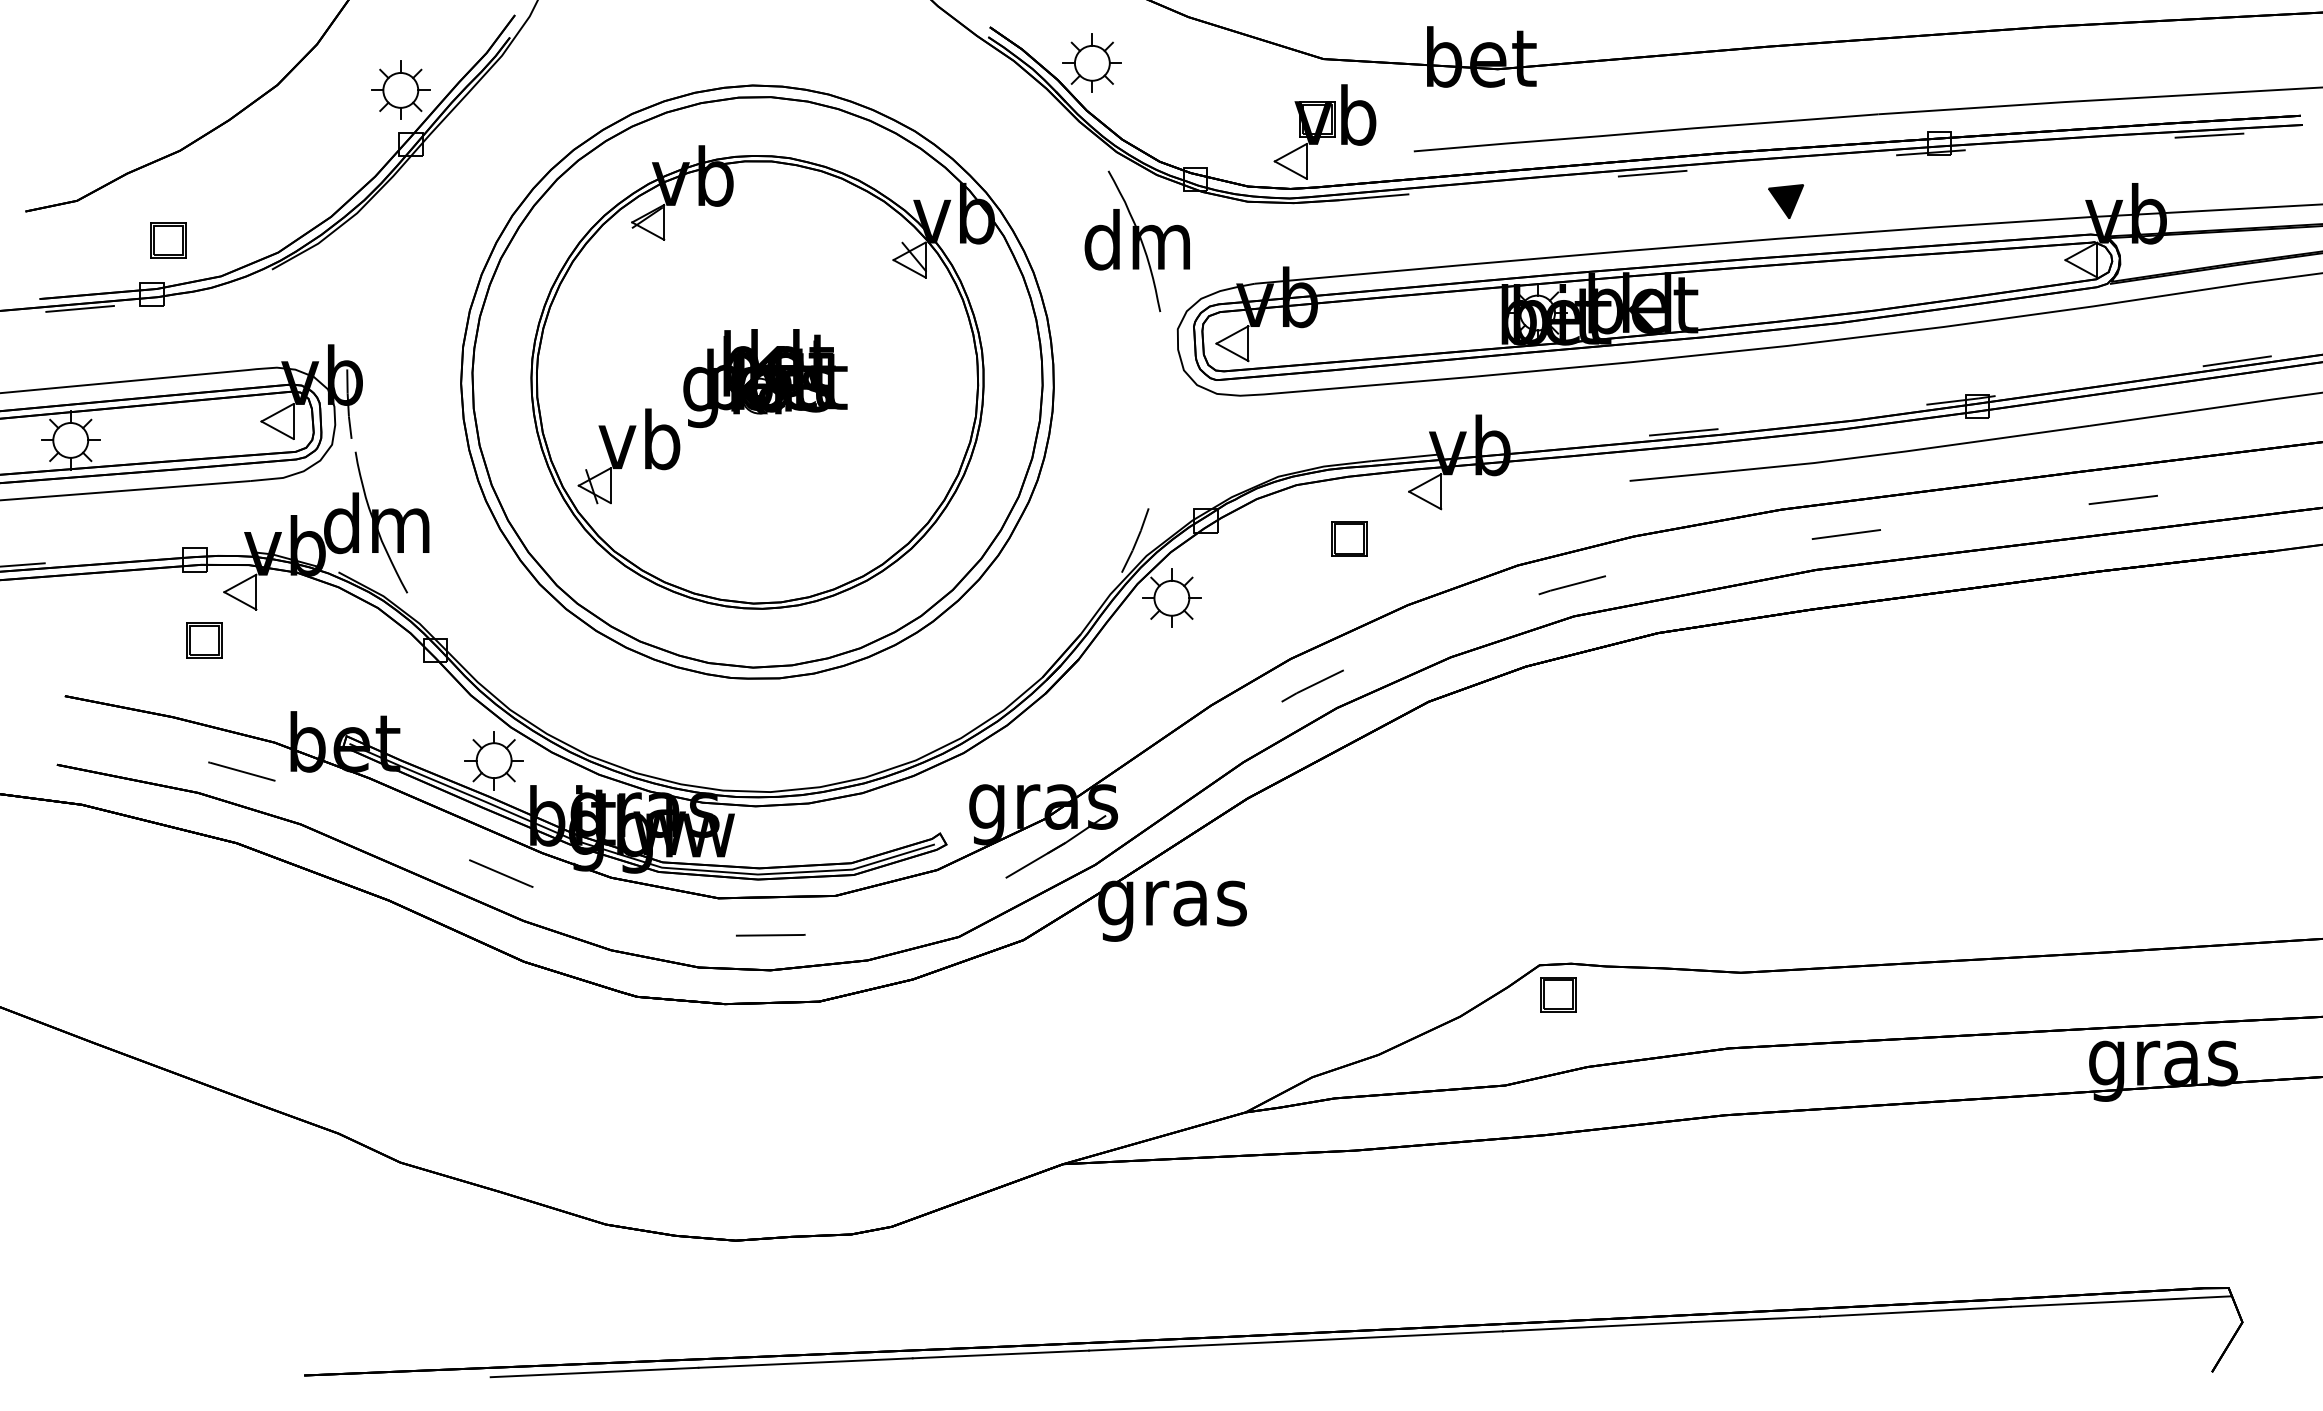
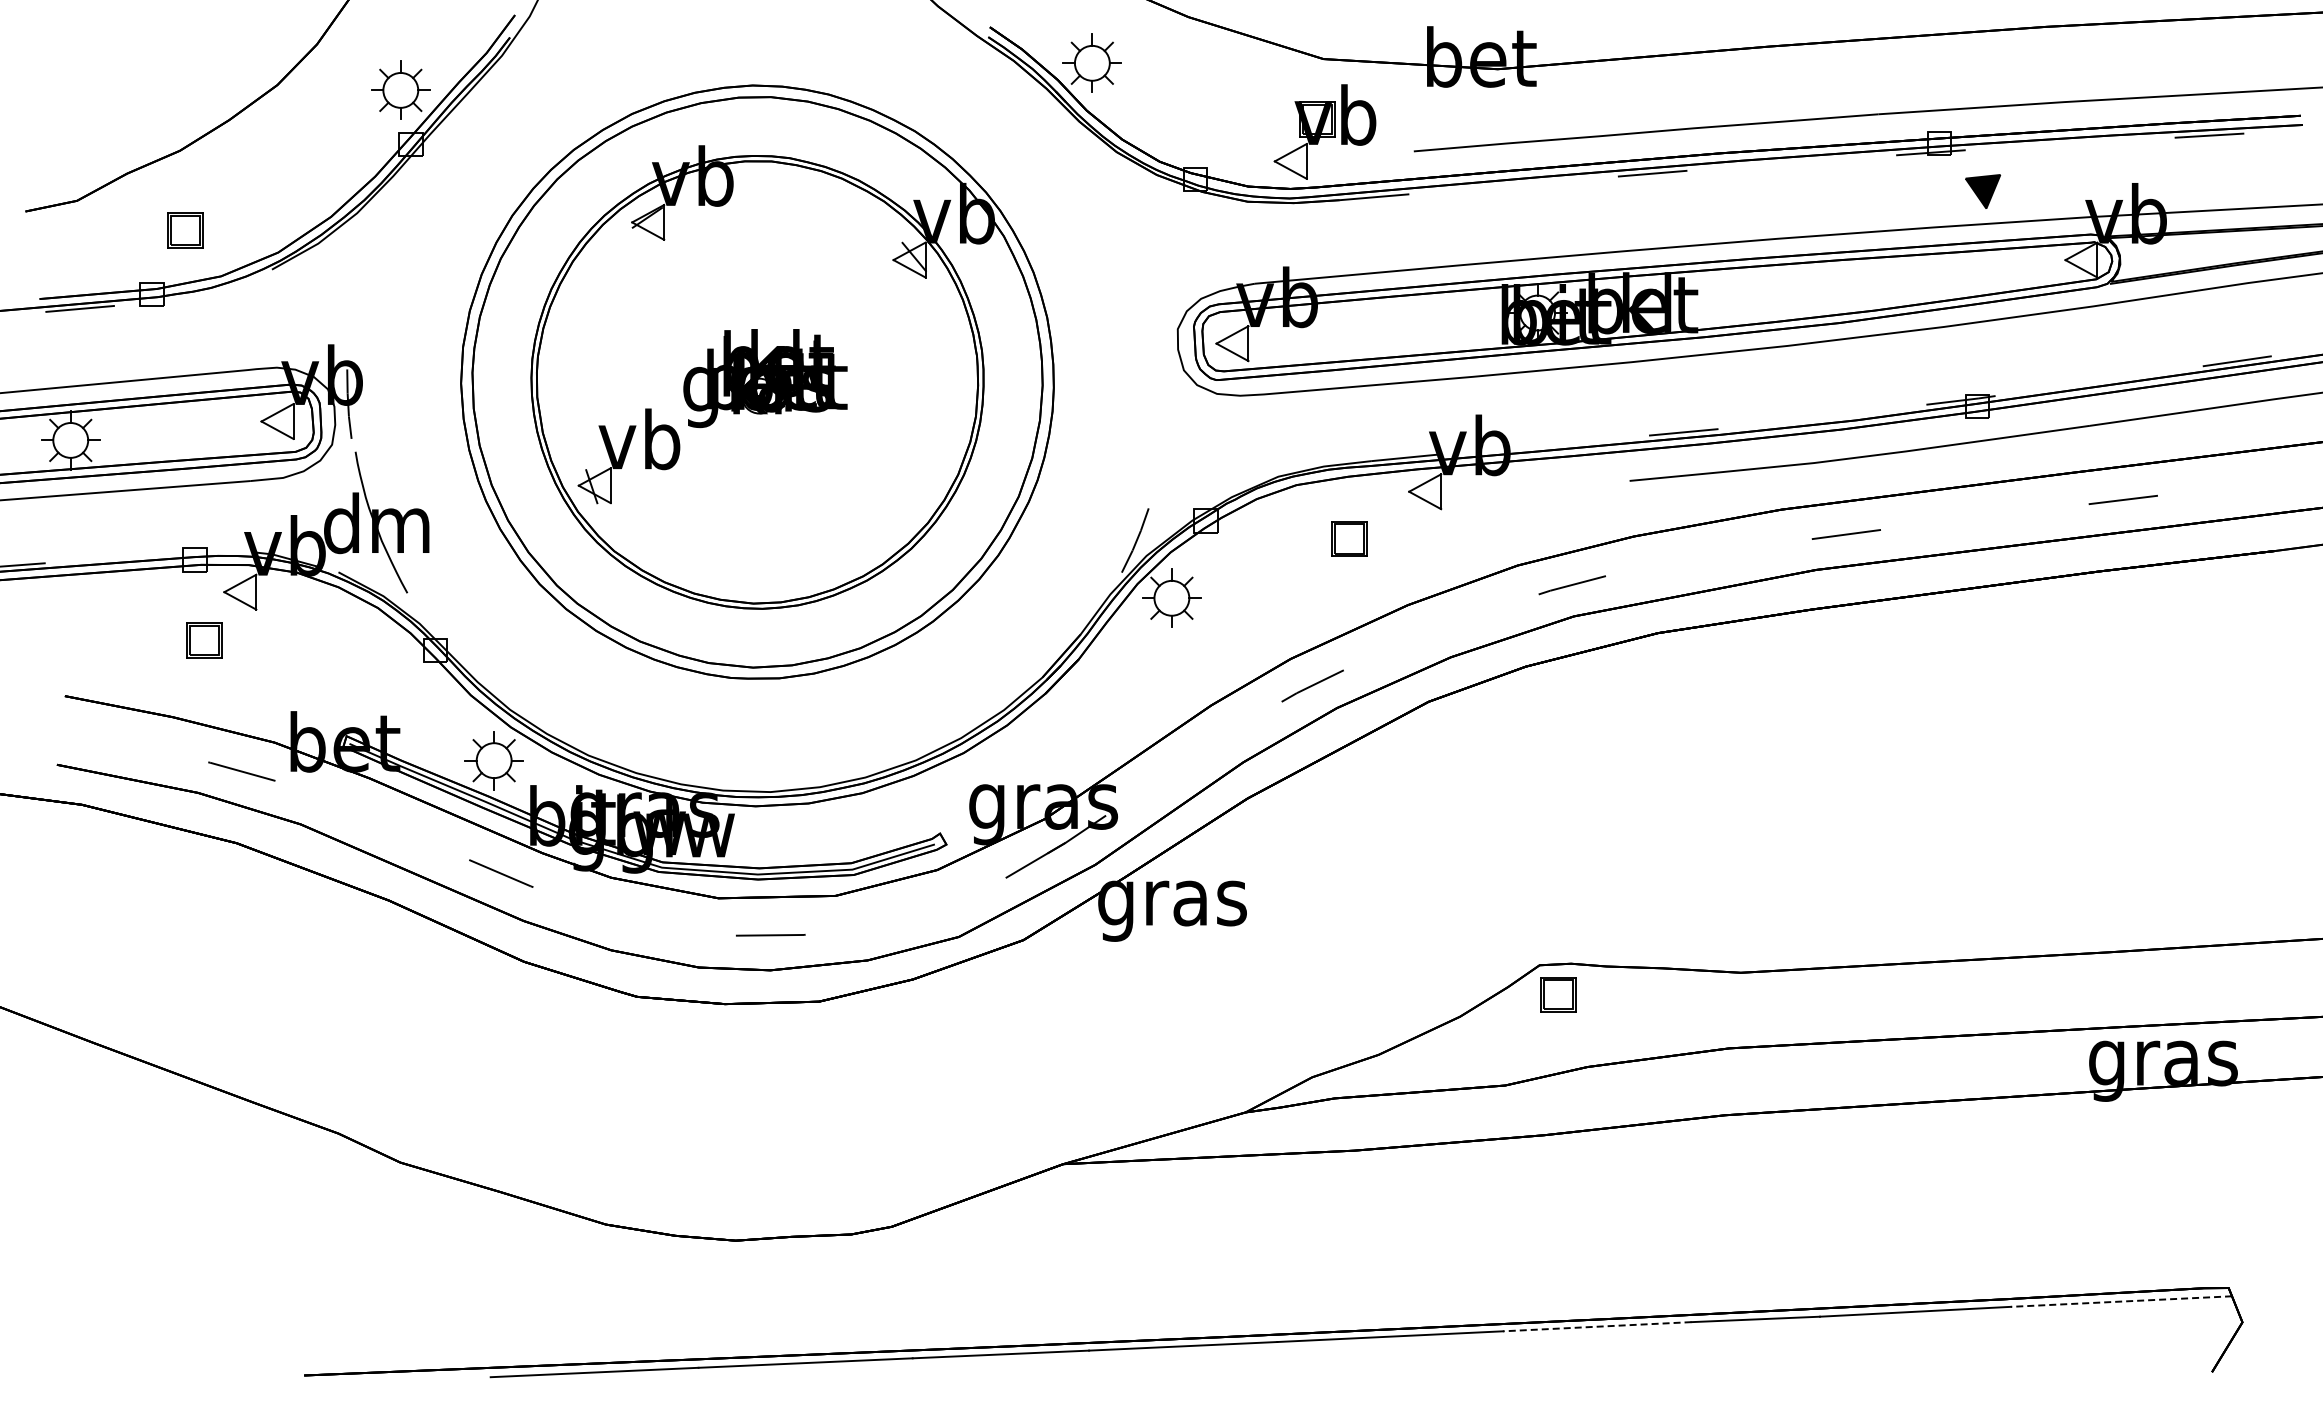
part position: (1786, 201) -> (1983, 191) (1983, 191)
part position: (168, 240) -> (185, 230) (185, 230)
part: present -> none (1136, 241)
line: solid -> dashed (2121, 1301)
line: solid -> dashed (1596, 1326)
